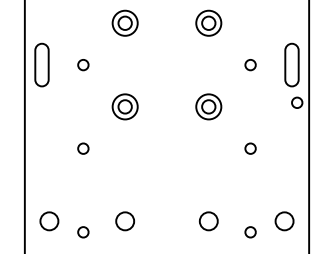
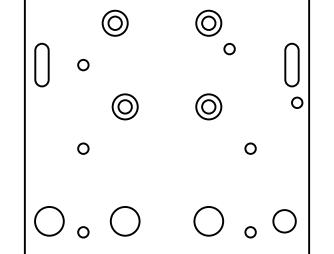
part position: (124, 22) -> (114, 22) (114, 22)
circle position: (250, 65) -> (229, 49) (229, 49)
circle diameter: 18 px -> 29 px (49, 220)
circle diameter: 18 px -> 29 px (124, 220)
circle diameter: 18 px -> 29 px (208, 220)
circle size: 21x21 px -> 25x25 px (284, 221)
